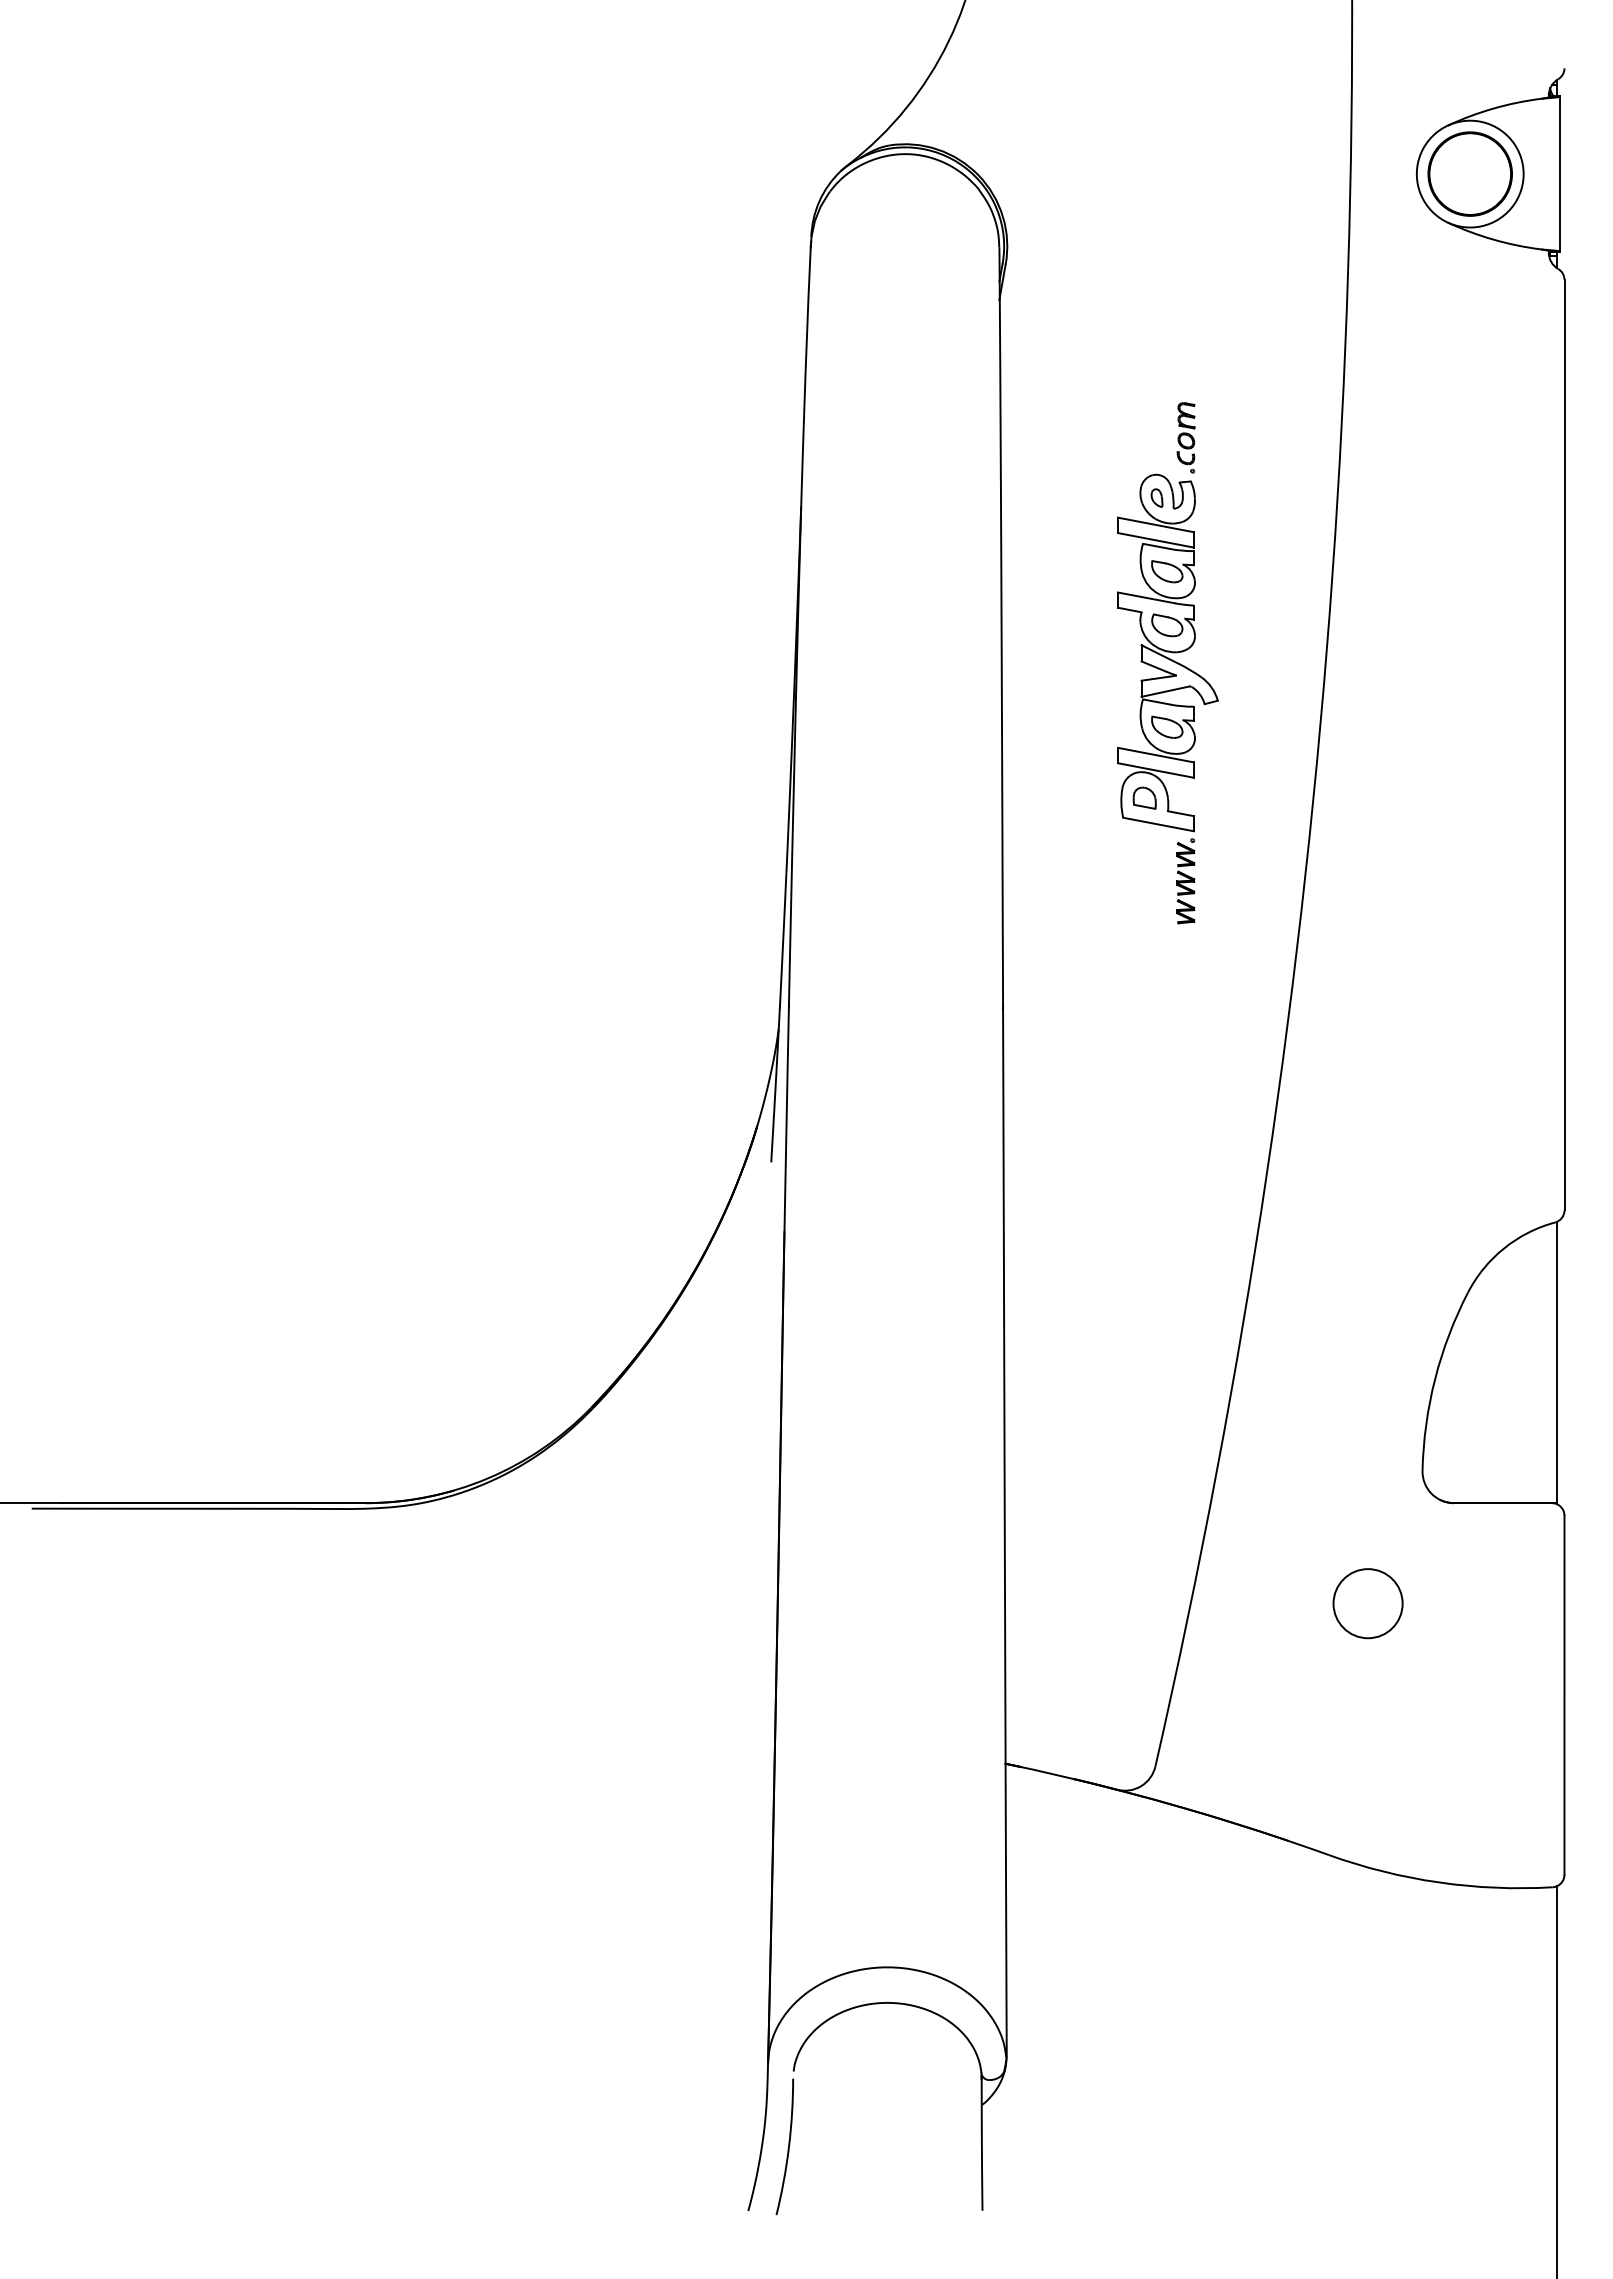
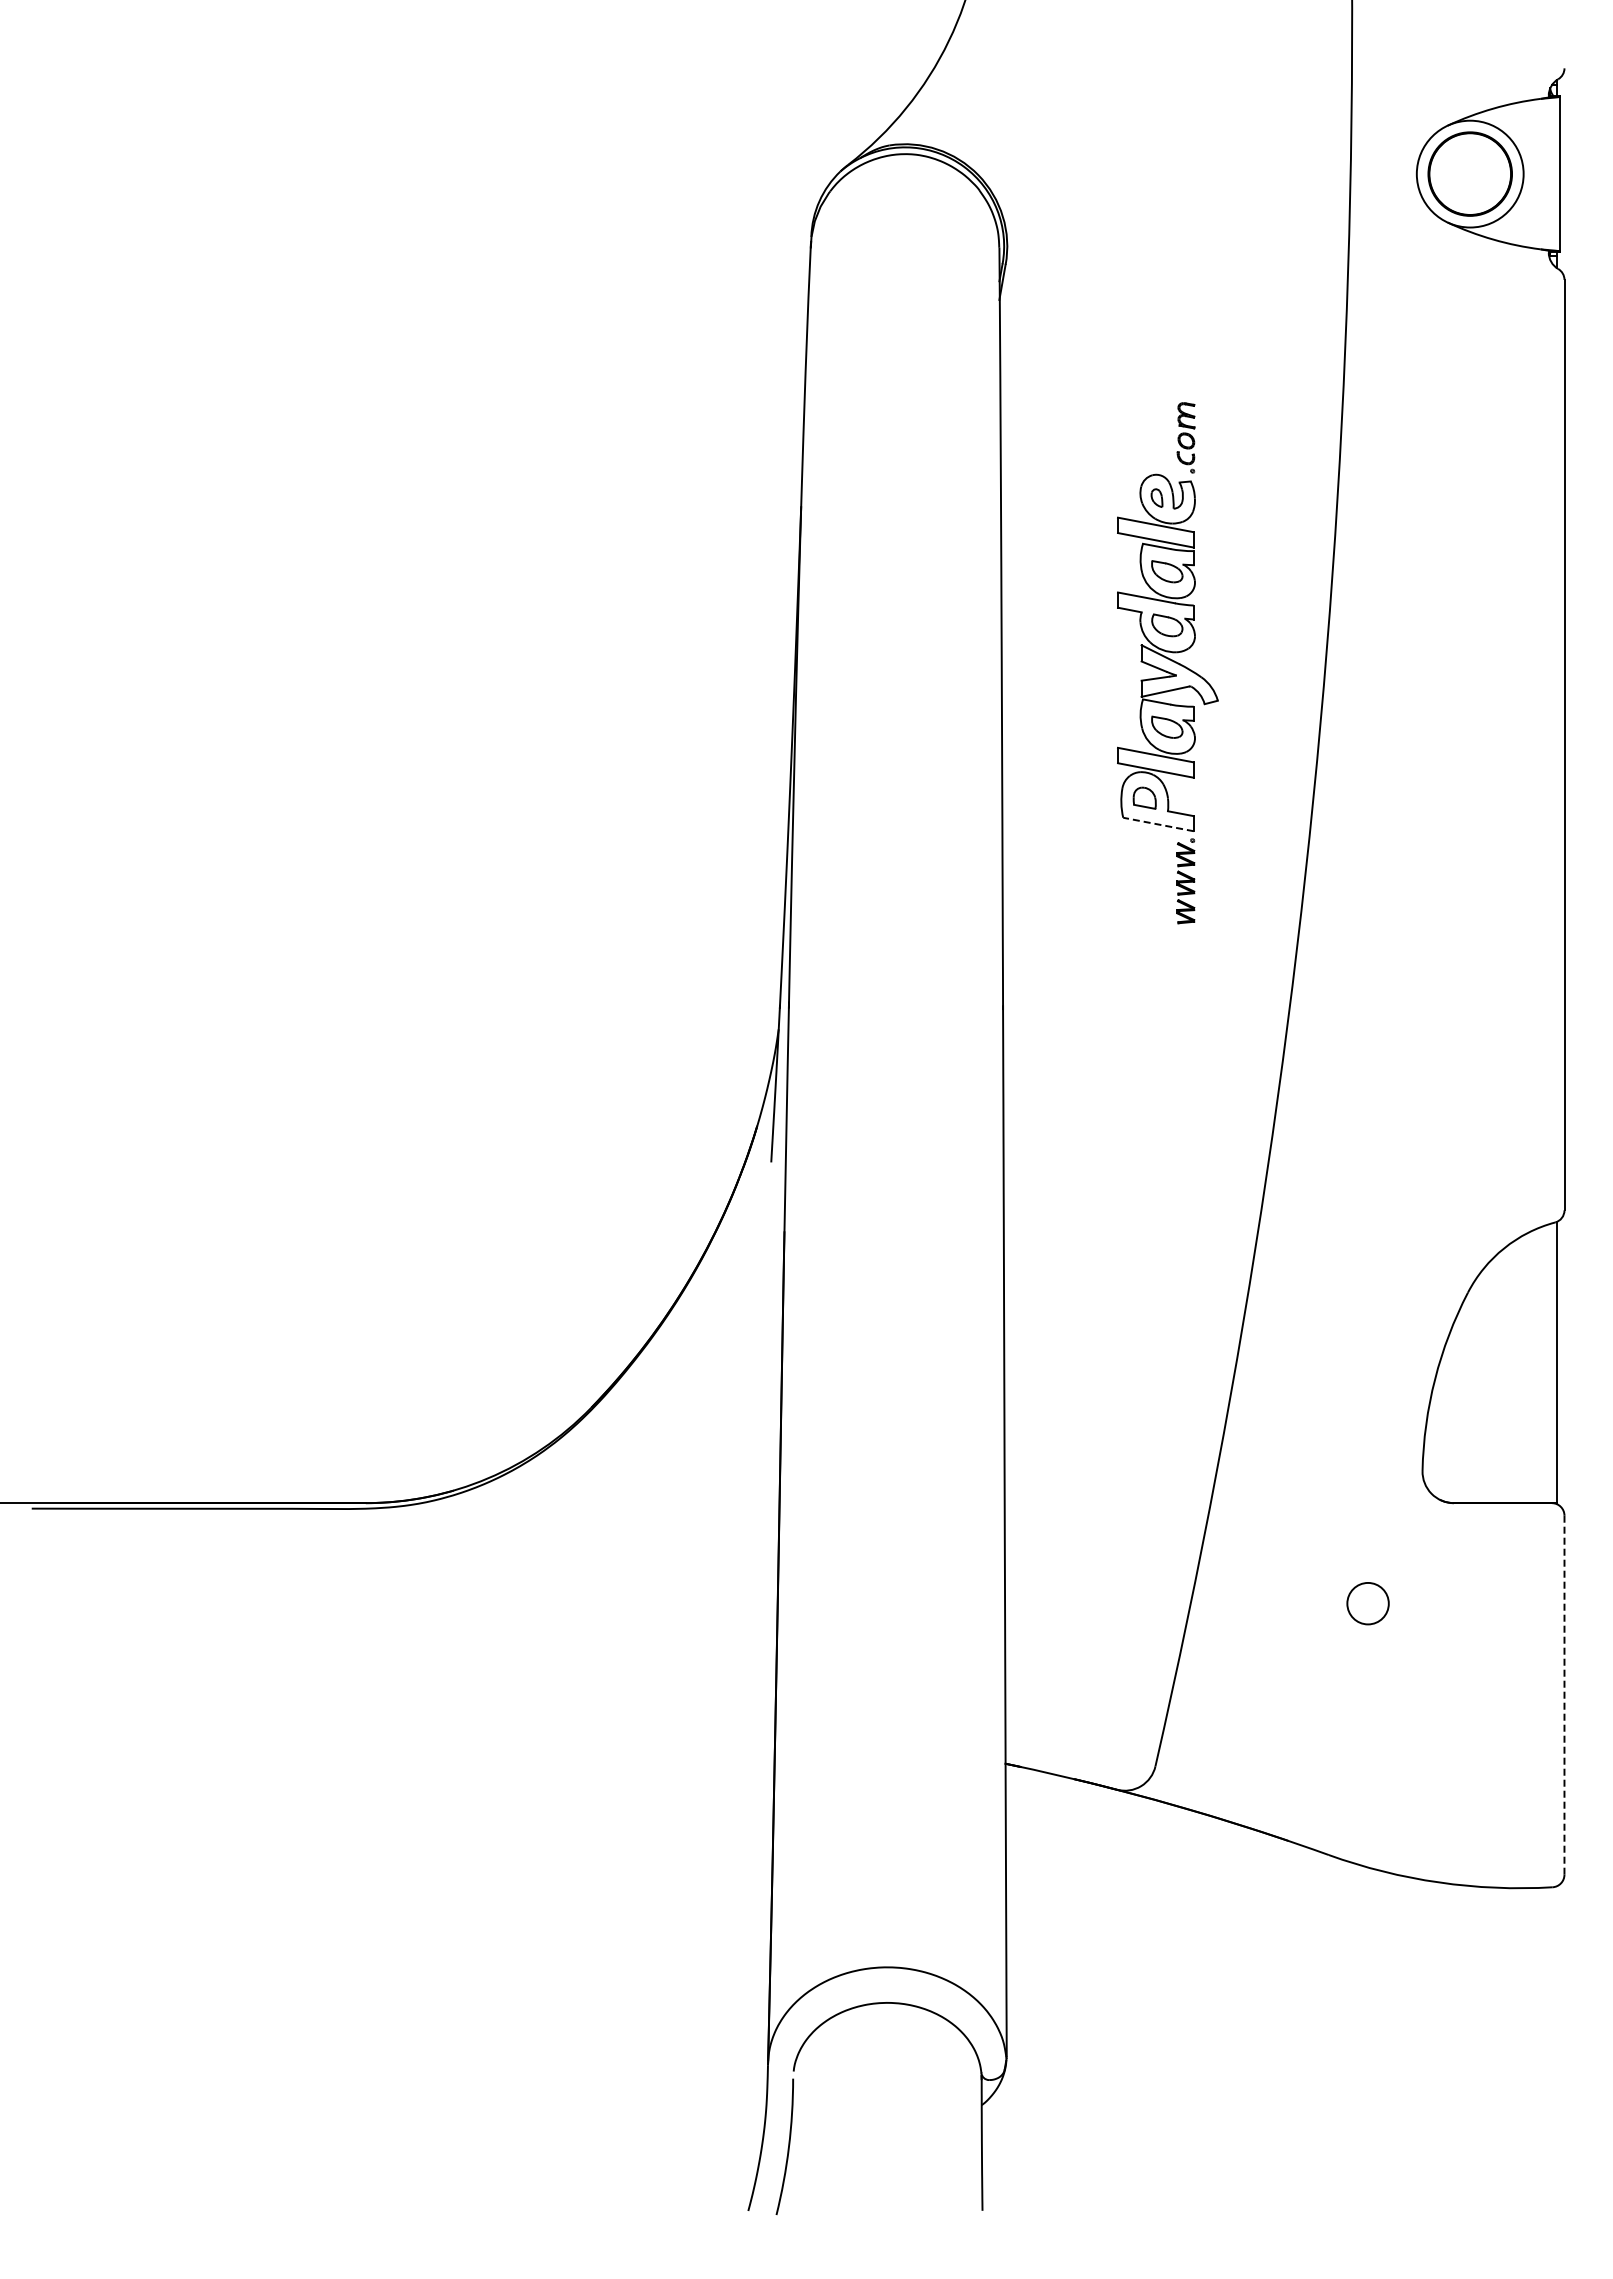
line: solid -> dashed (1158, 824)
circle diameter: 69 px -> 41 px (1367, 1603)
line: solid -> dashed (1564, 1695)
line: present -> none (1556, 2080)
